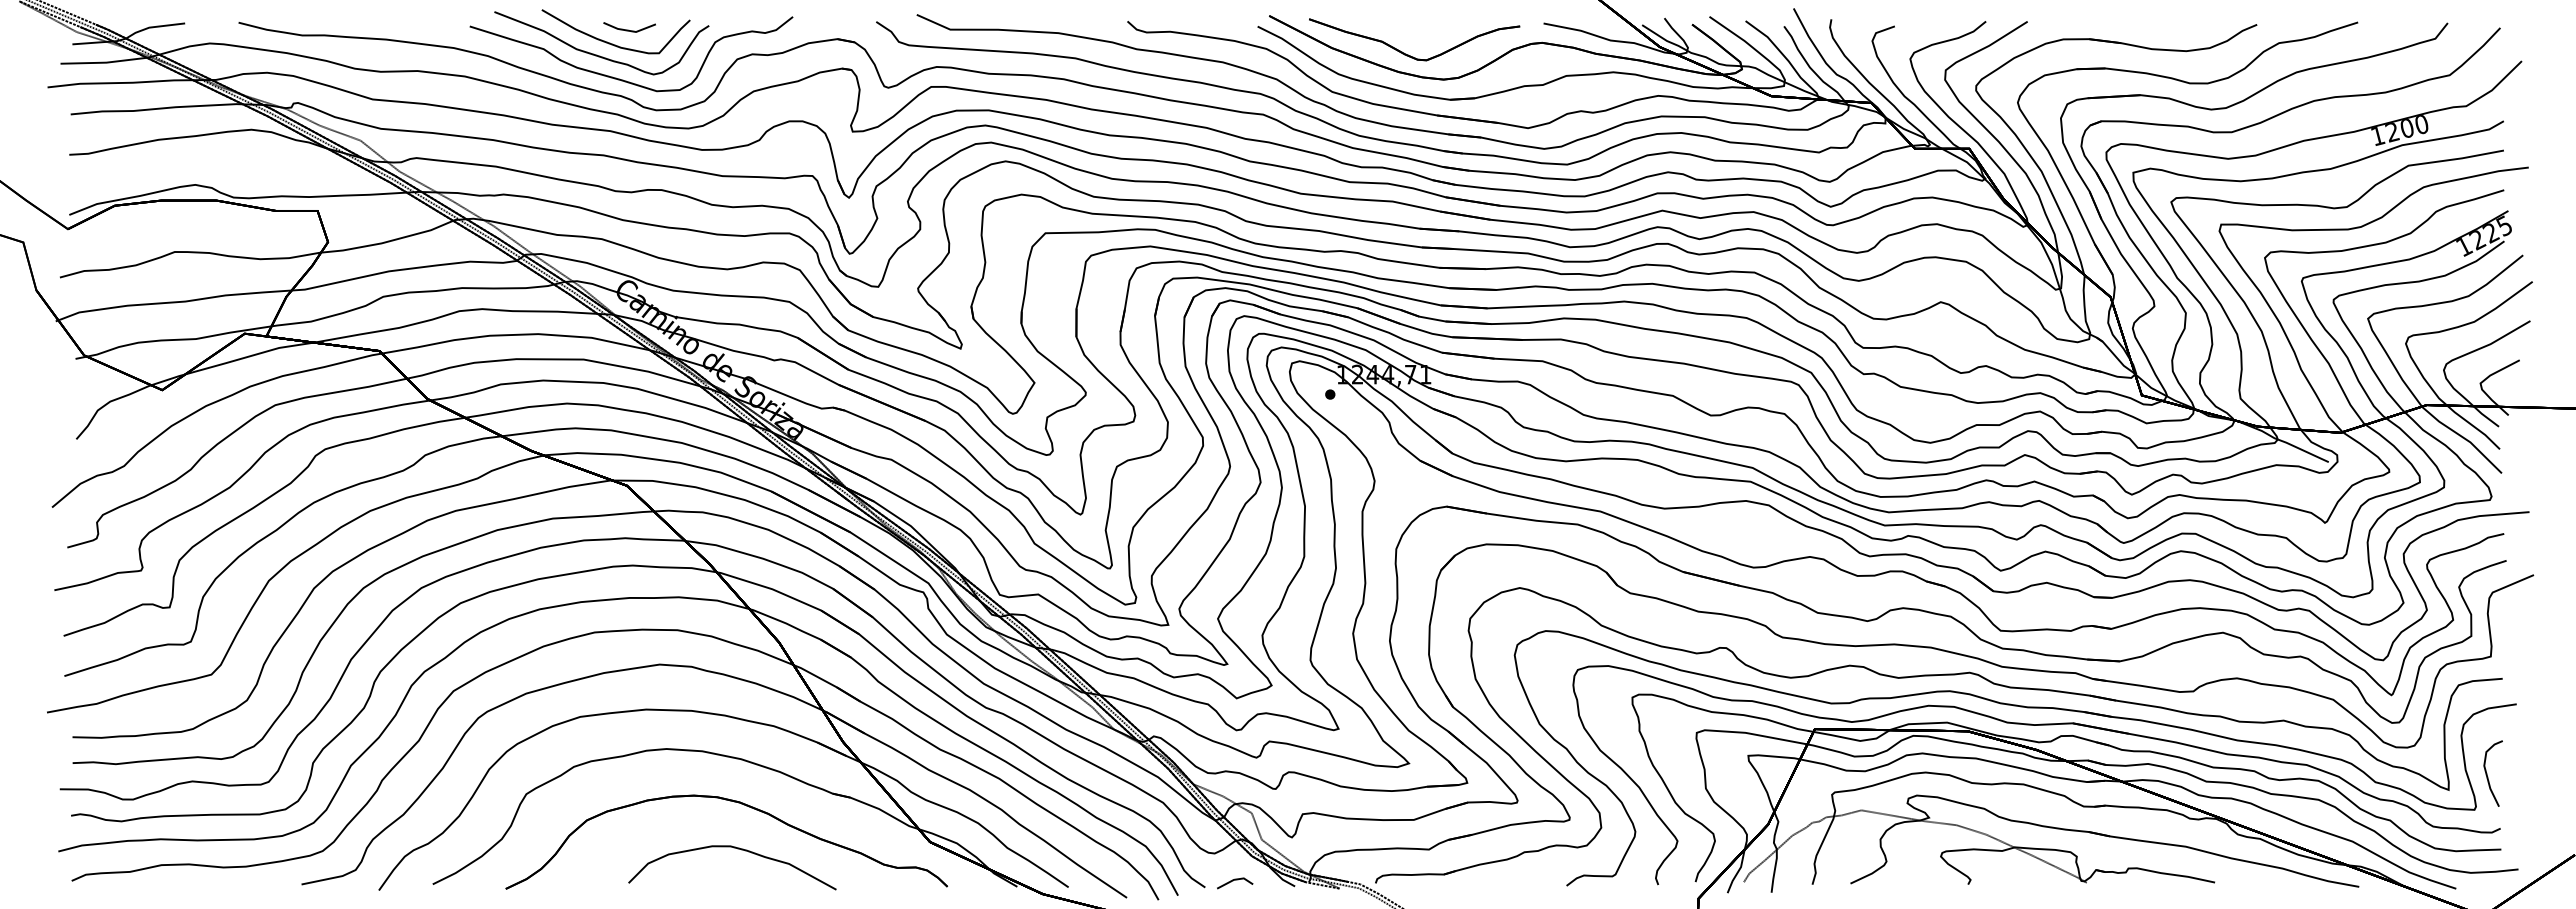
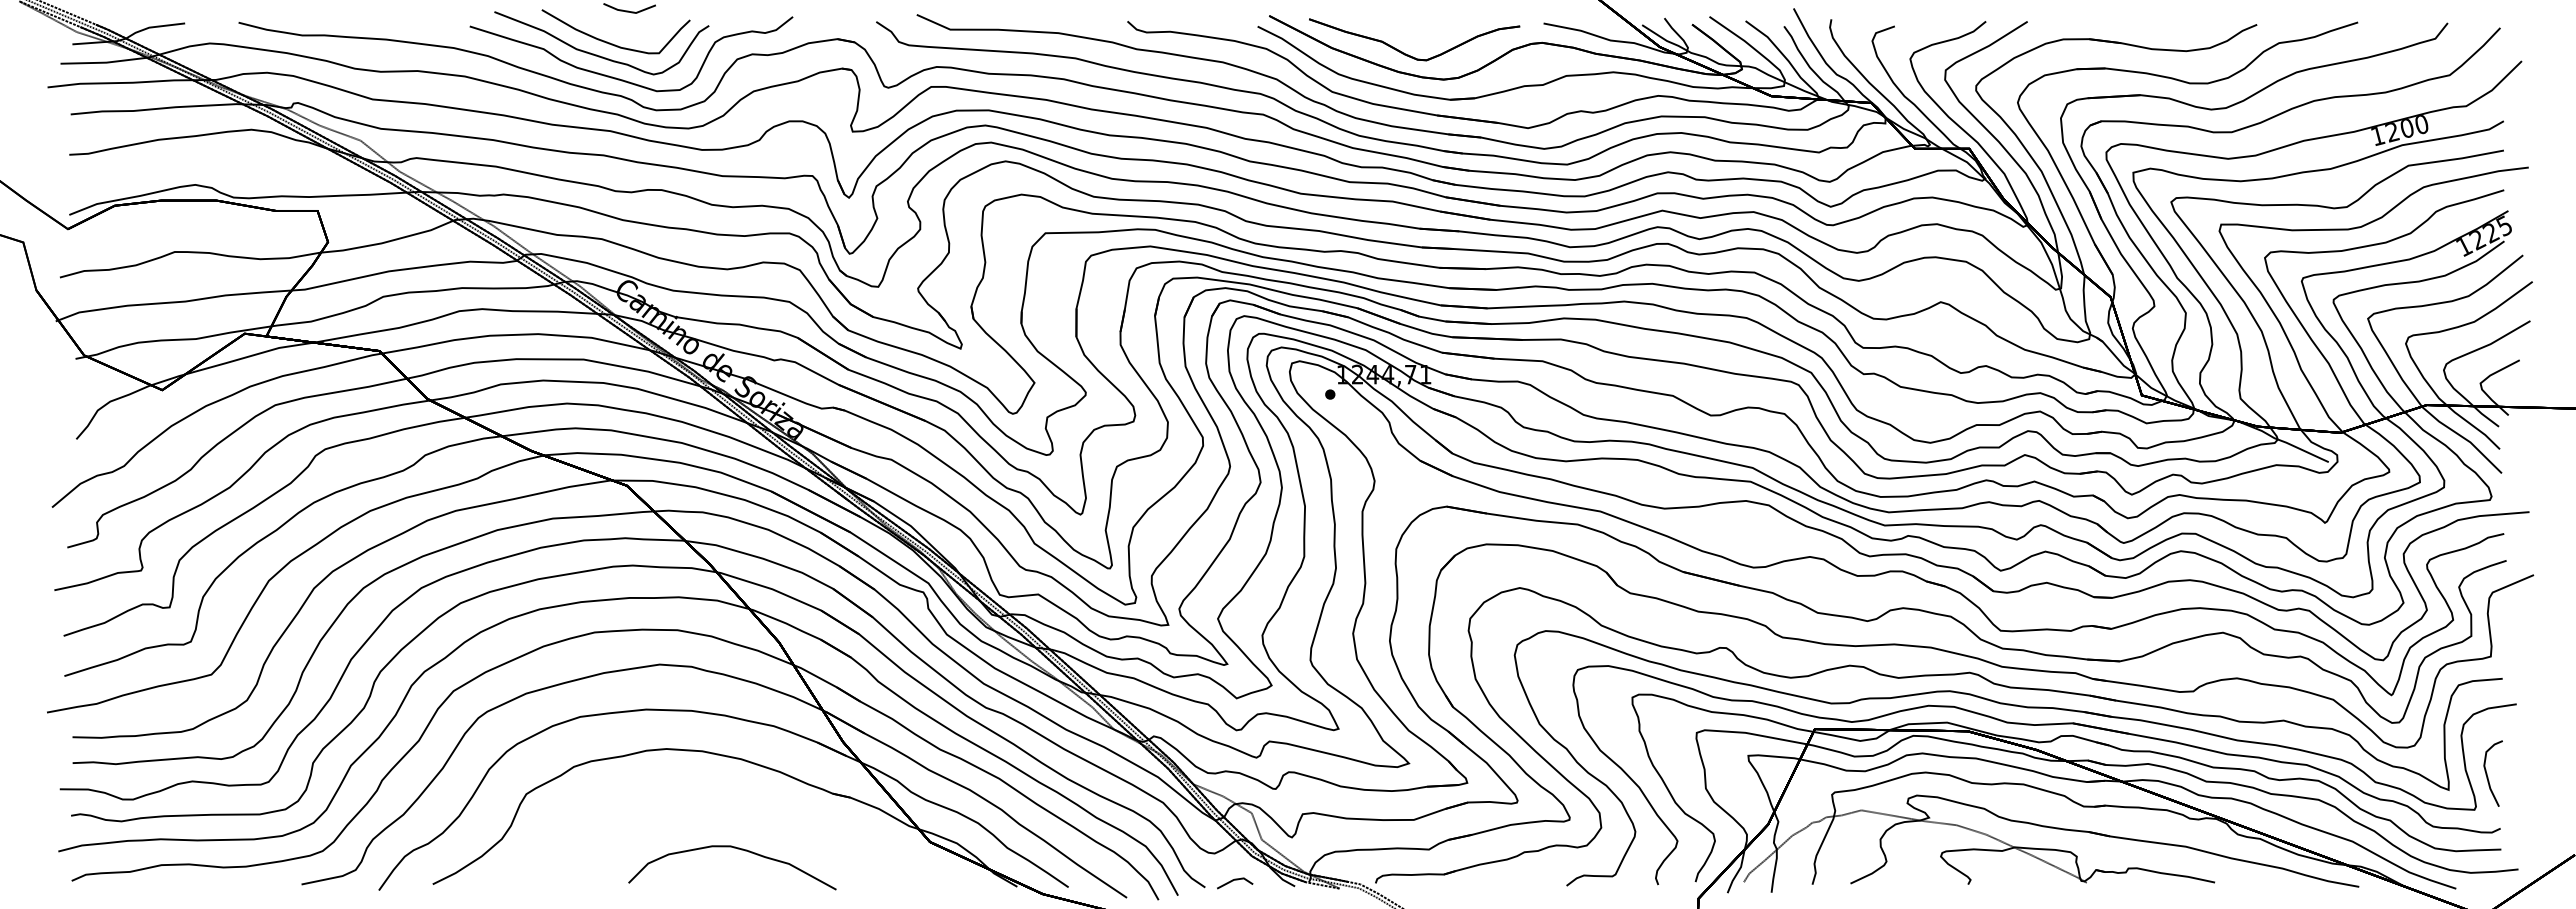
line position: (628, 29) -> (628, 10) (628, 10)
part: present -> none (734, 802)
